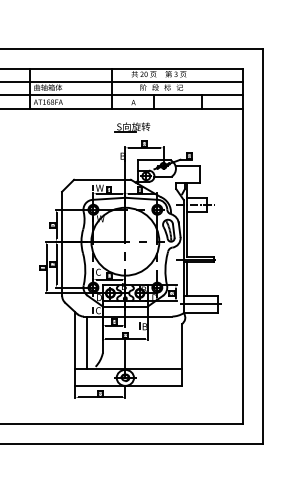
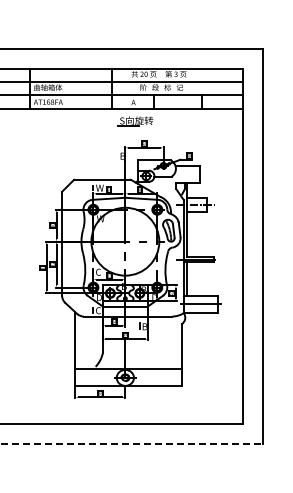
part position: (132, 127) -> (135, 121) (135, 121)
line: present -> none (86, 342)
line: solid -> dashed (132, 444)
